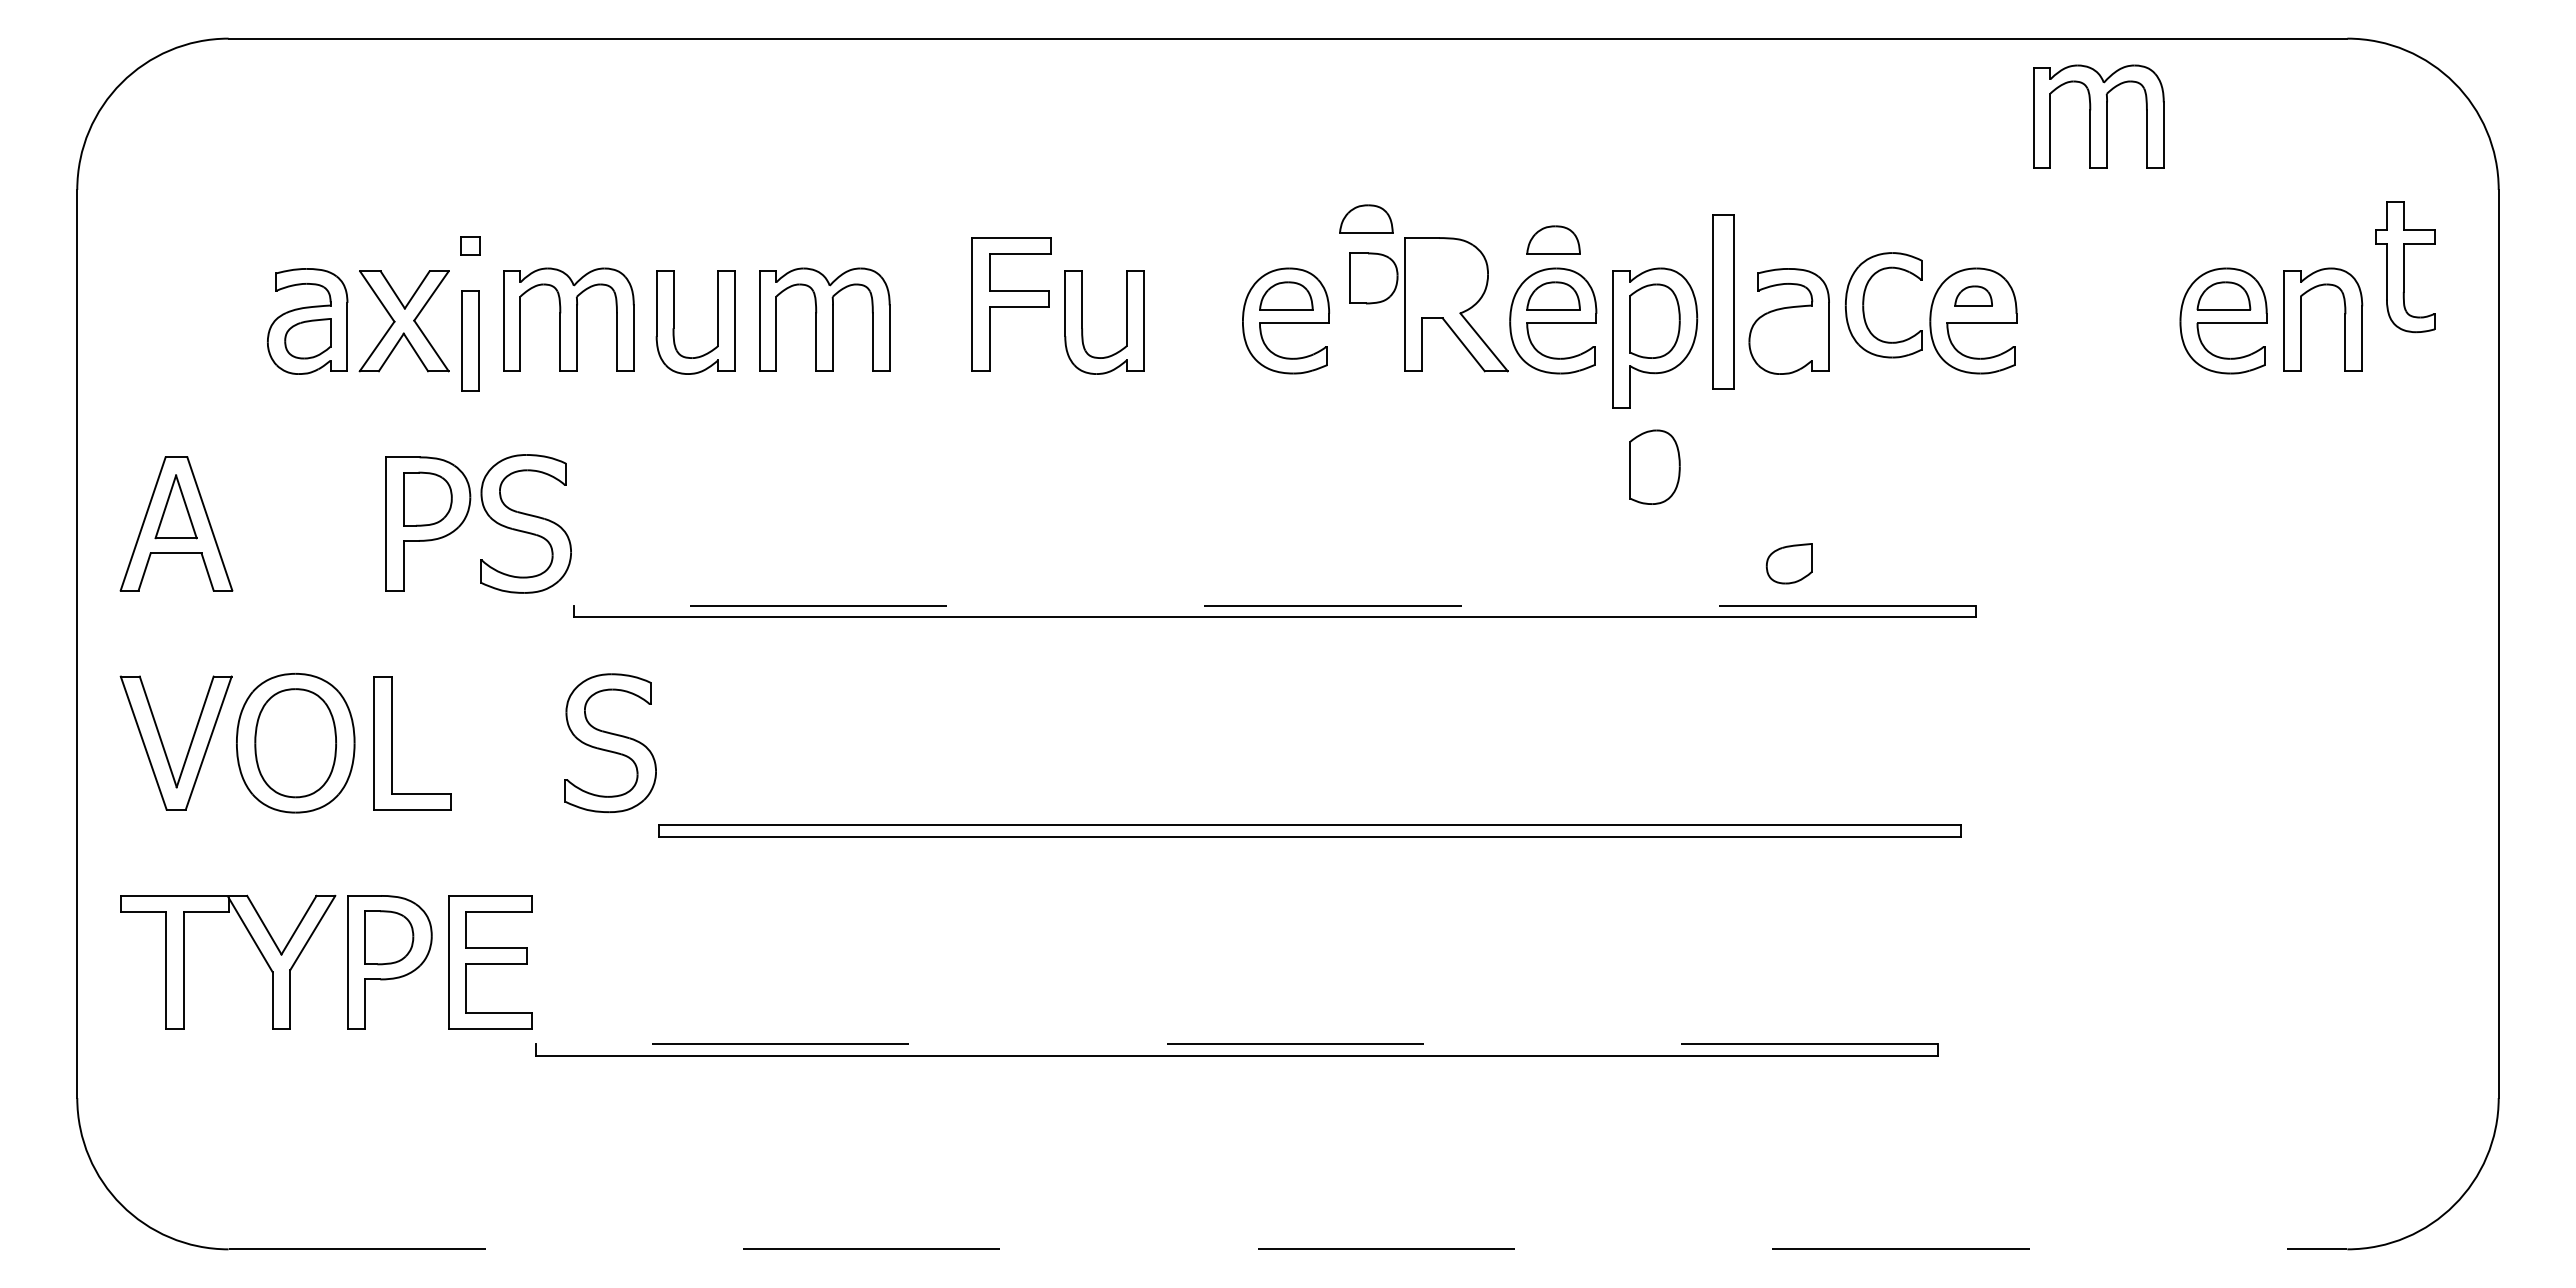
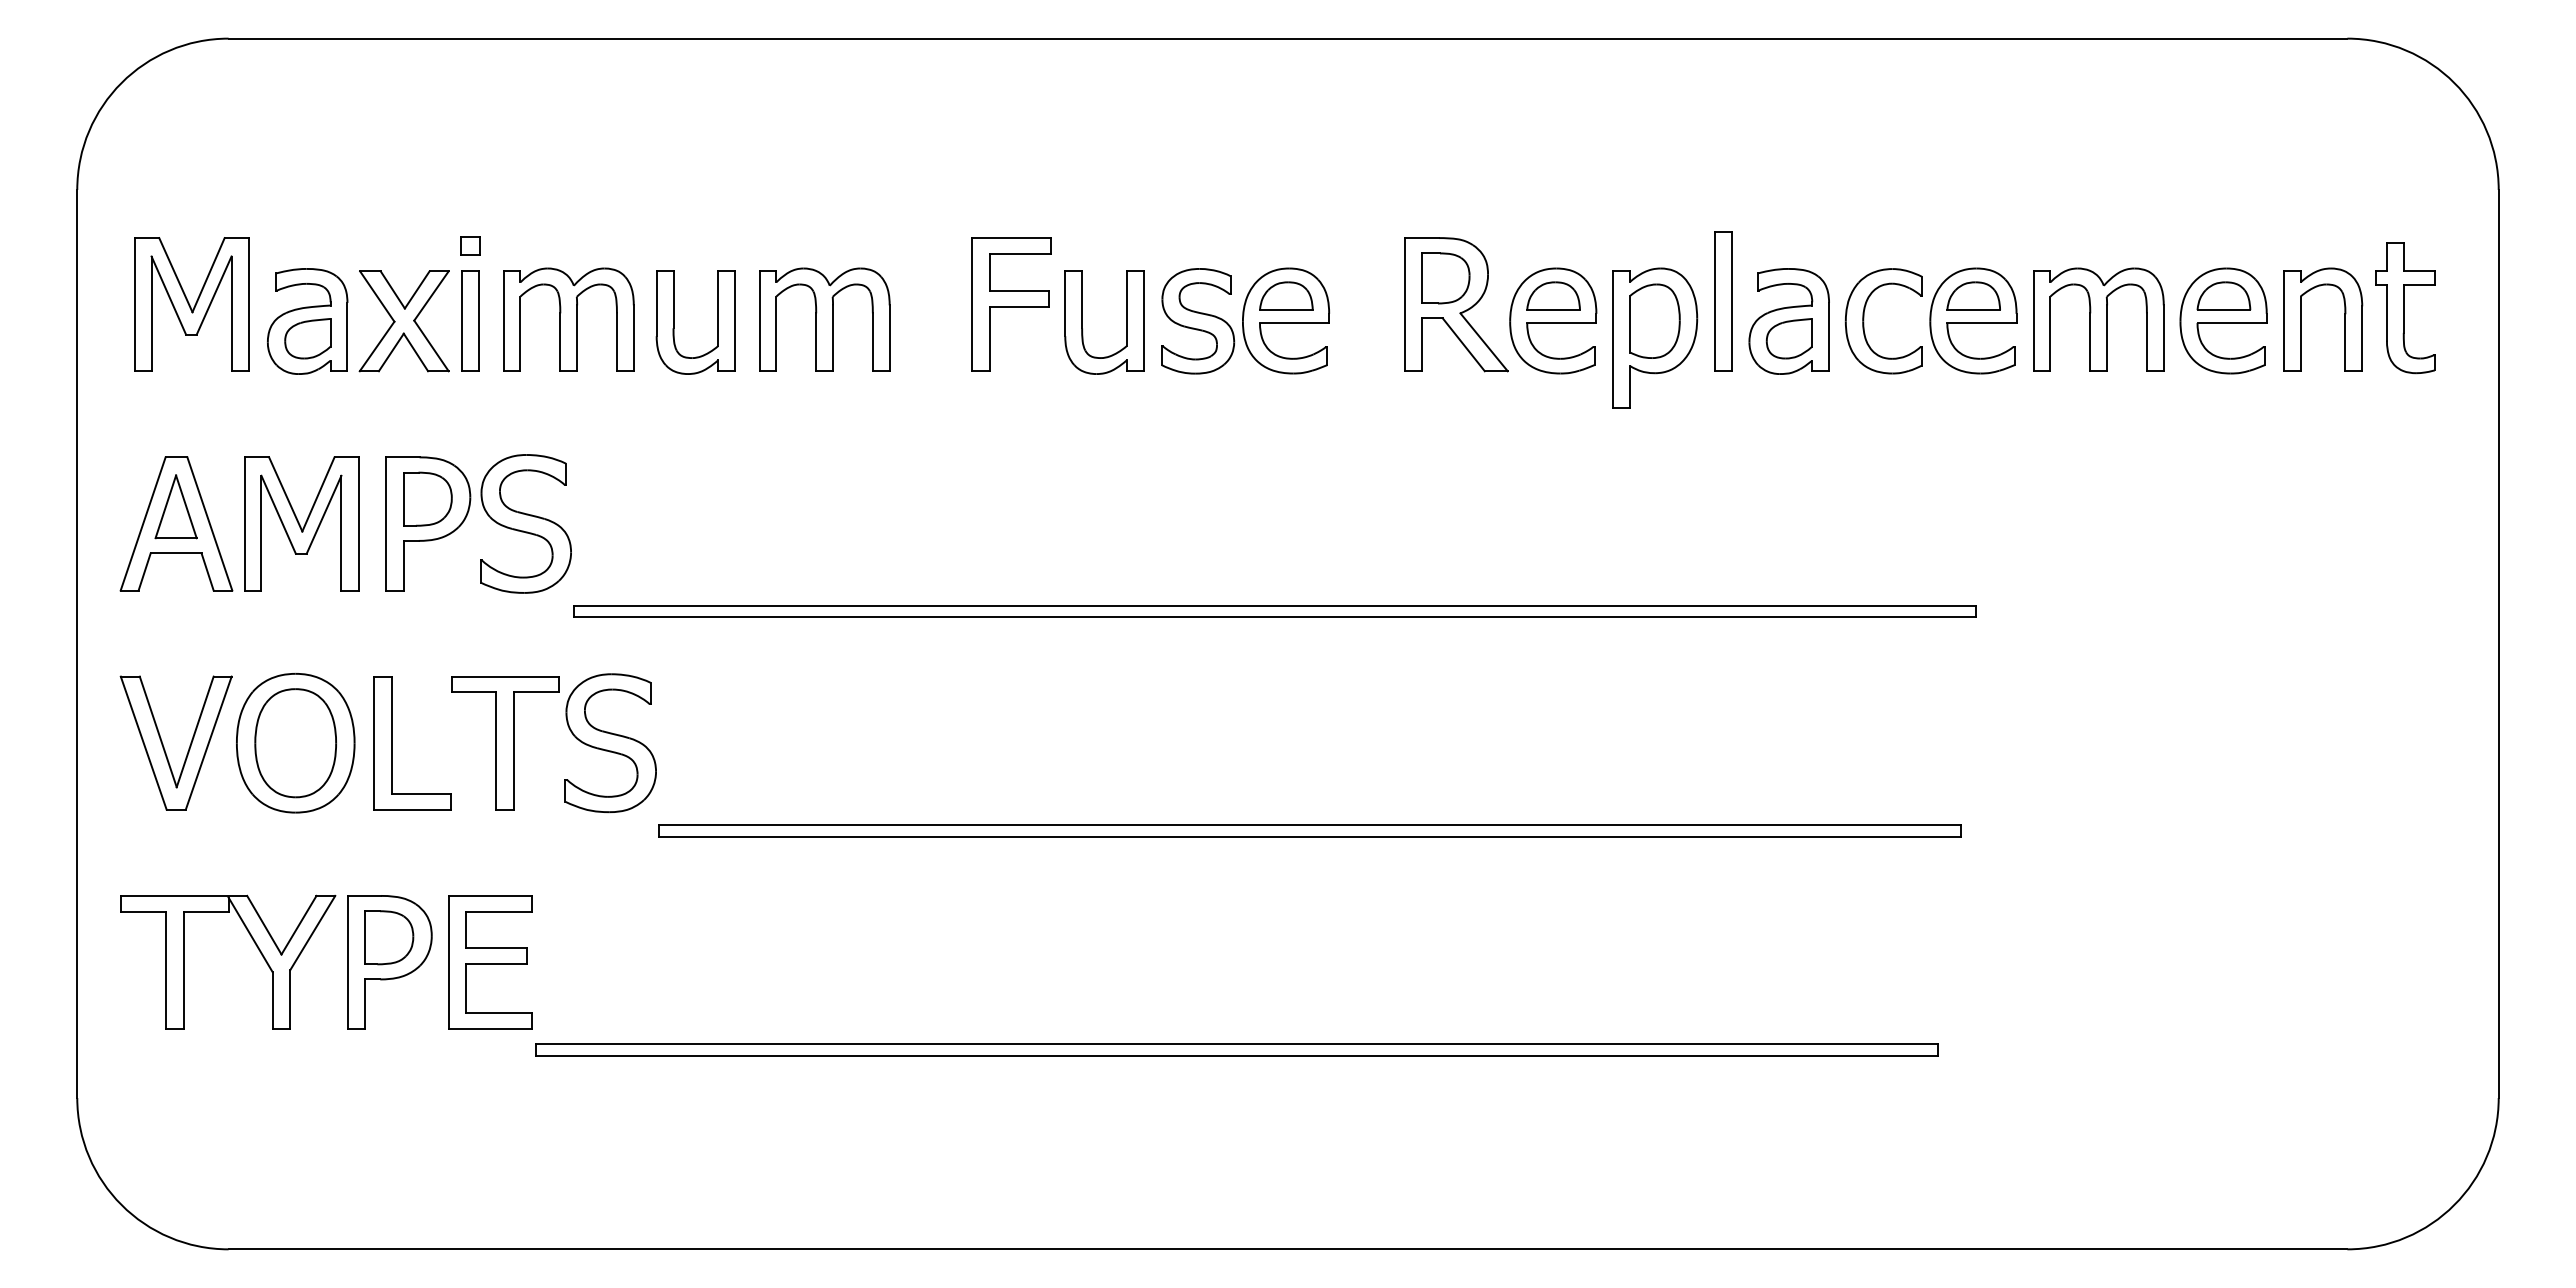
part position: (2098, 116) -> (2098, 319) (2098, 319)
part: present -> none (1366, 218)
part: present -> none (1553, 239)
part position: (2405, 267) -> (2405, 308) (2405, 308)
part position: (1373, 278) -> (1445, 278) (1445, 278)
part size: 39x22 px -> 55x30 px (1973, 295)
part size: 23x176 px -> 19x141 px (1723, 301)
part: none -> present (191, 304)
part position: (1864, 305) -> (1864, 321) (1864, 321)
part: none -> present (1198, 321)
part position: (470, 340) -> (470, 320) (470, 320)
part: present -> none (1654, 466)
part: none -> present (301, 523)
part position: (1788, 563) -> (1788, 338) (1788, 338)
line: dashed -> solid (1275, 605)
part: none -> present (505, 743)
line: dashed -> solid (1237, 1044)
line: dashed -> solid (1288, 1249)
